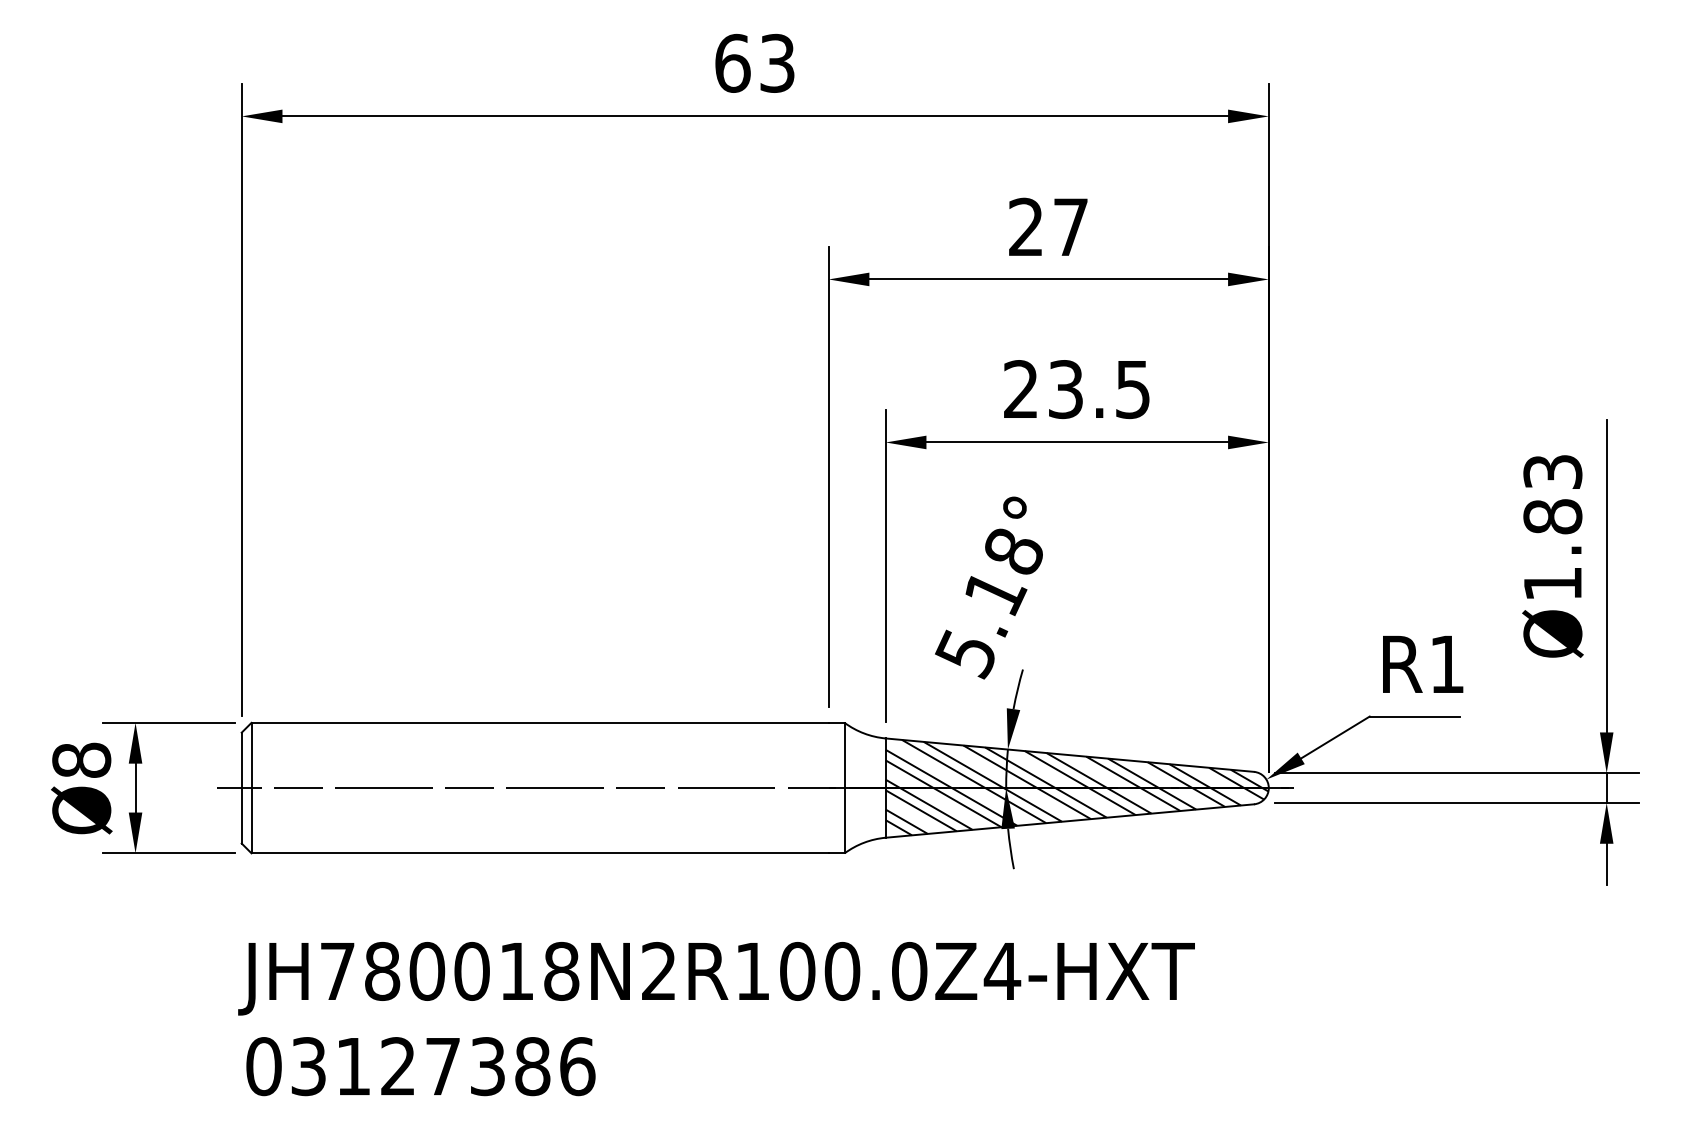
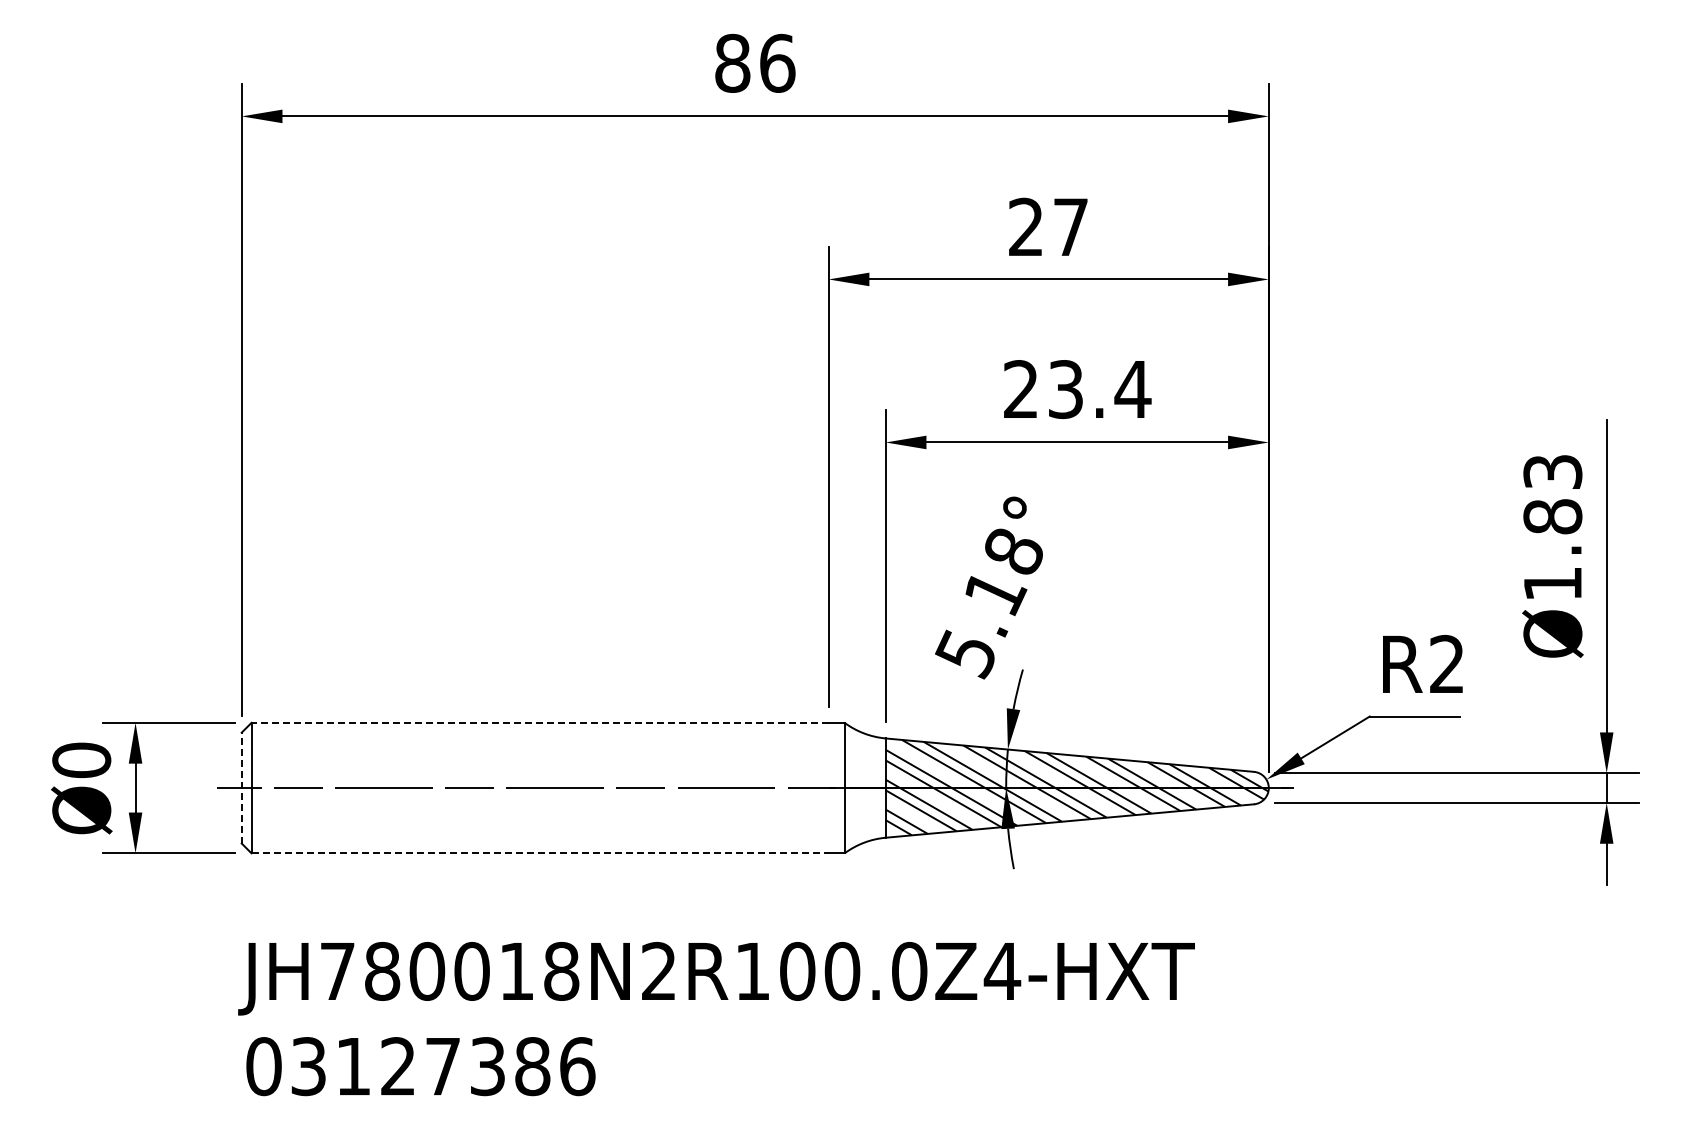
text: 63 -> 86 (755, 62)
text: 23.5 -> 23.4 (1132, 390)
text: R1 -> R2 (1446, 663)
line: solid -> dashed (540, 722)
text: Ø8 -> Ø0 (81, 760)
line: solid -> dashed (241, 787)
line: solid -> dashed (540, 853)
